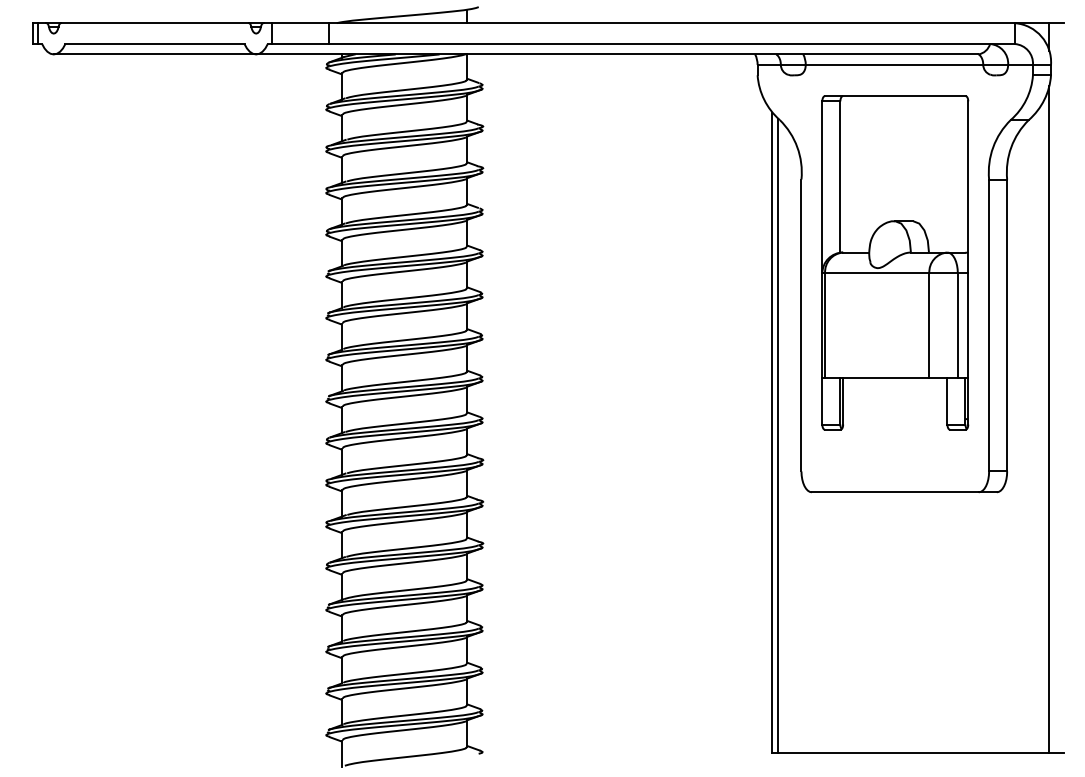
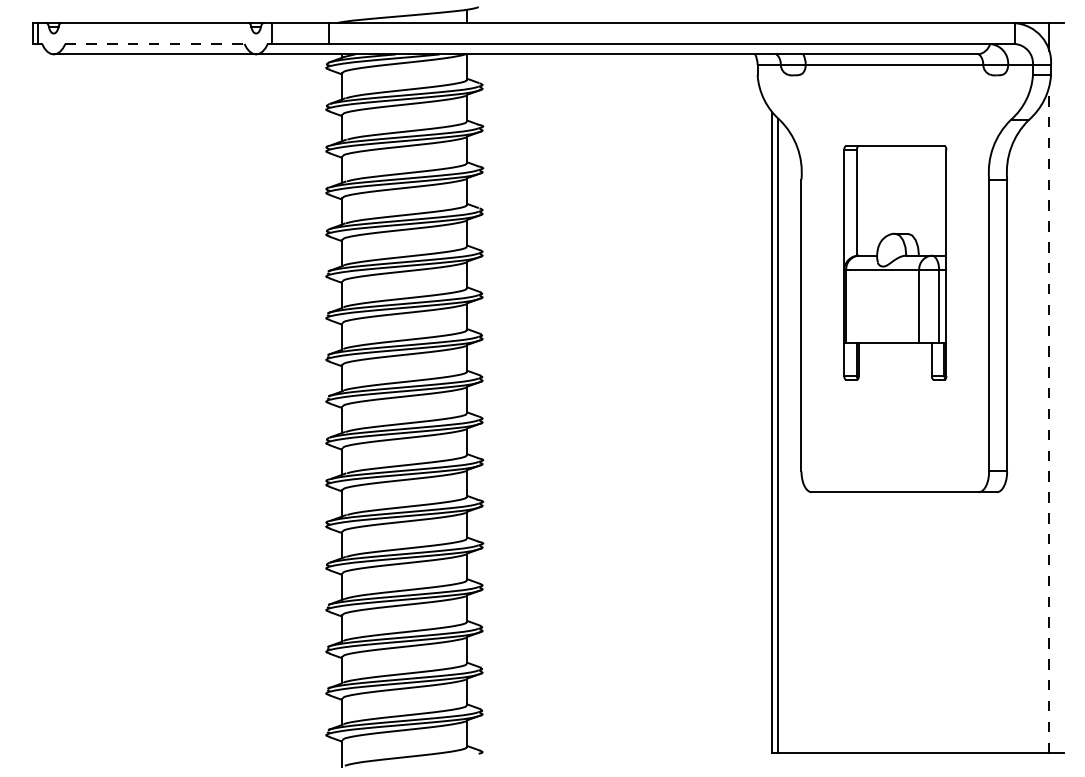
line: solid -> dashed (154, 44)
part size: 149x336 px -> 105x236 px (895, 262)
line: solid -> dashed (1048, 419)
